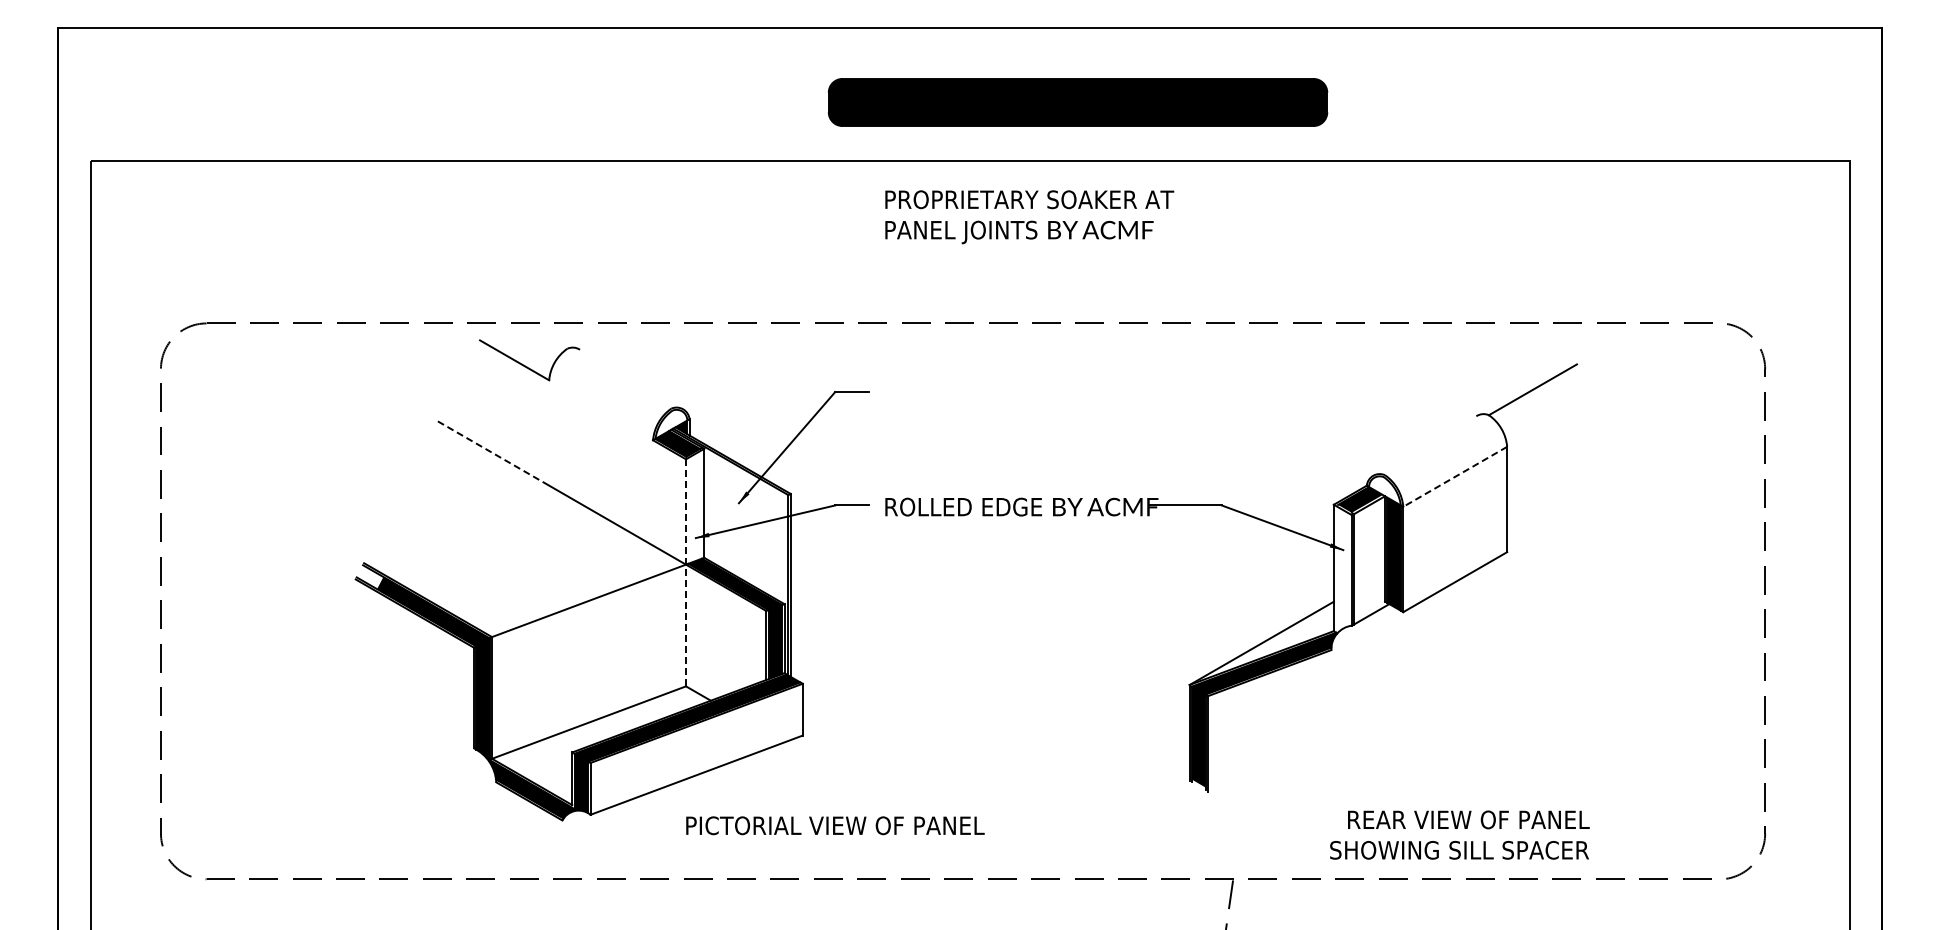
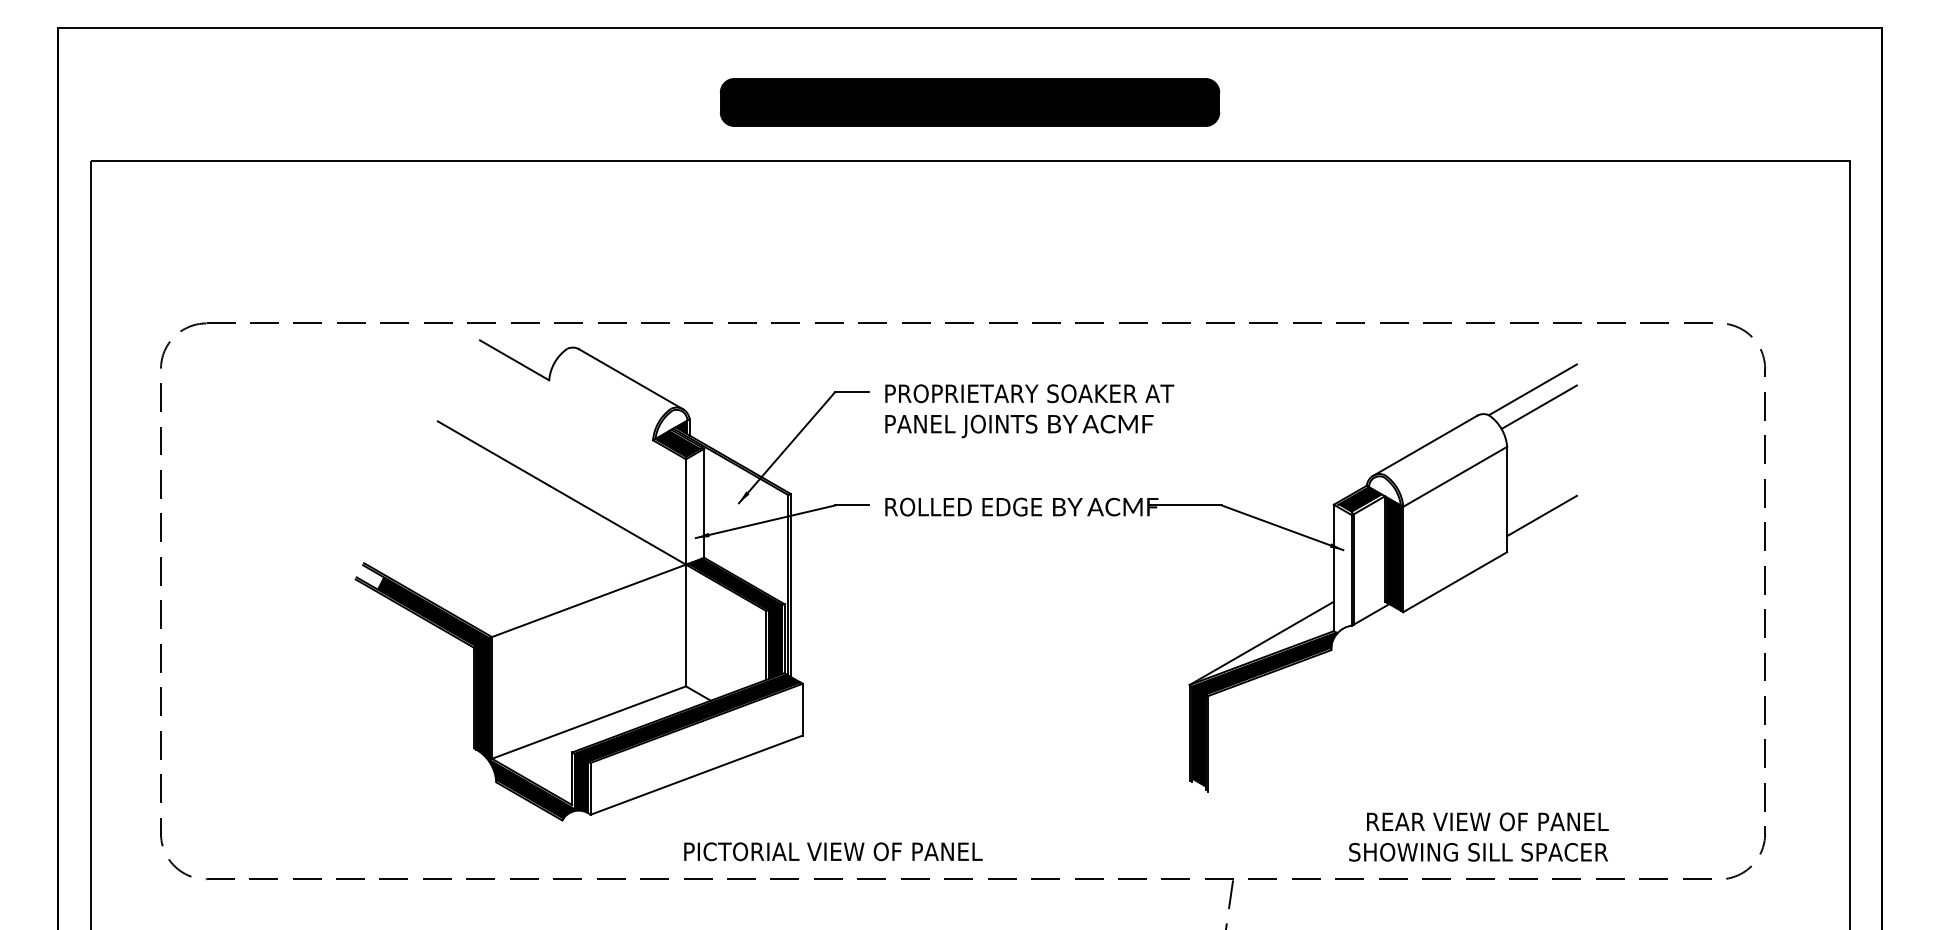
part position: (1077, 102) -> (969, 102) (969, 102)
text position: (1029, 217) -> (1029, 411) (1029, 411)
line: none -> present (630, 378)
line: none -> present (1538, 407)
line: none -> present (1424, 445)
line: dashed -> solid (493, 453)
line: dashed -> solid (1455, 476)
line: none -> present (1541, 515)
line: dashed -> solid (686, 572)
text position: (835, 825) -> (833, 851) (833, 851)
text position: (1459, 834) -> (1478, 836) (1478, 836)
